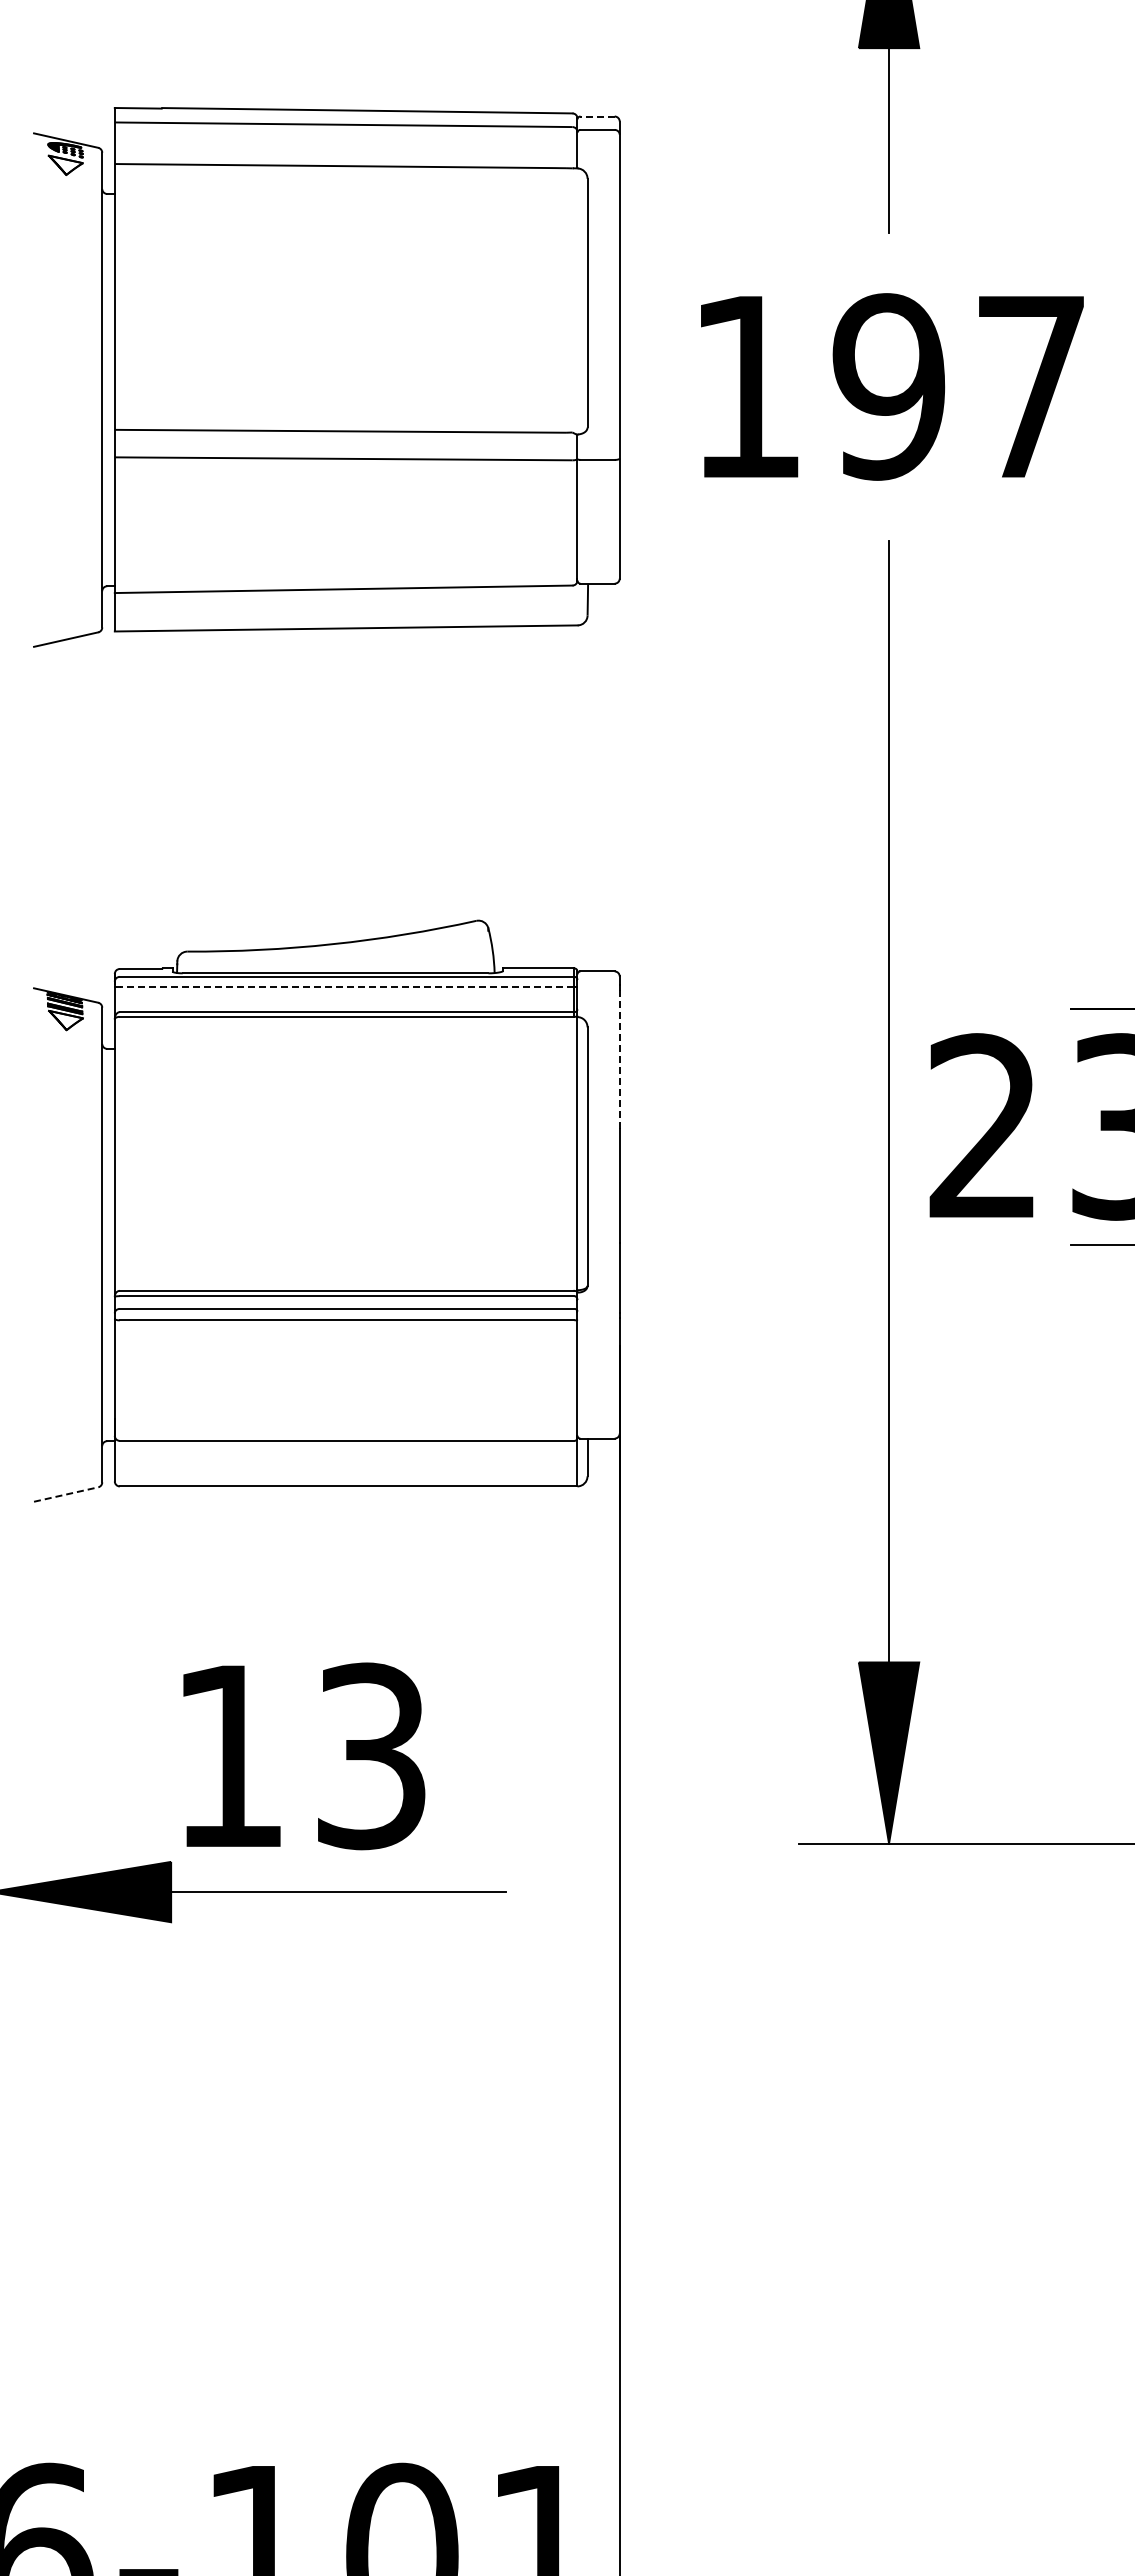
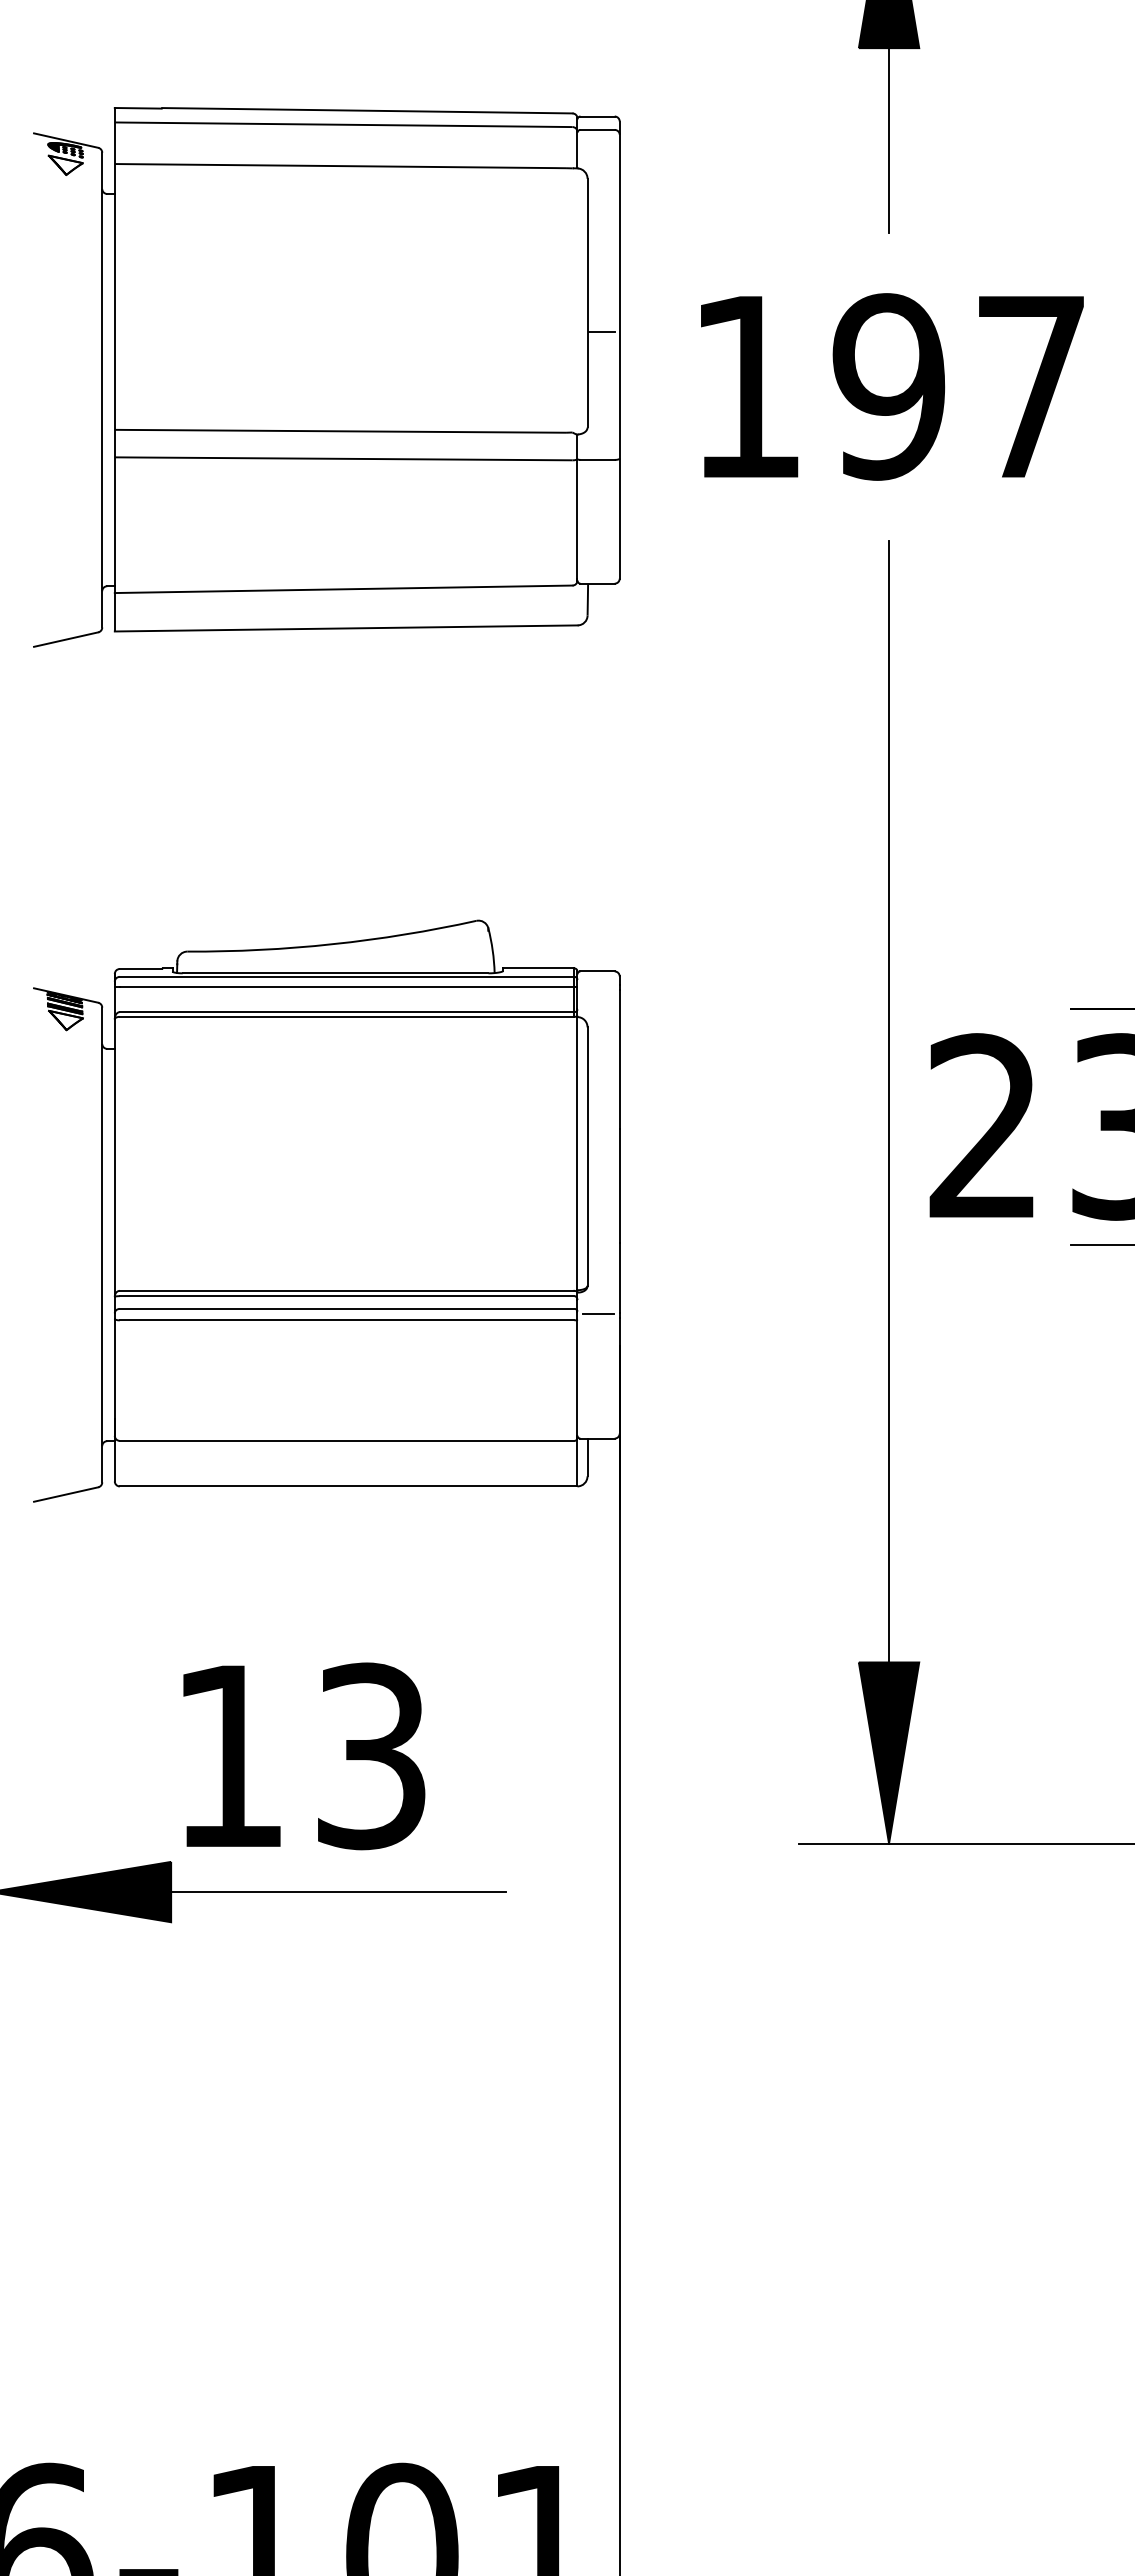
line: dashed -> solid (597, 116)
line: none -> present (601, 331)
line: dashed -> solid (346, 986)
line: dashed -> solid (619, 1059)
line: none -> present (598, 1313)
line: dashed -> solid (66, 1494)
